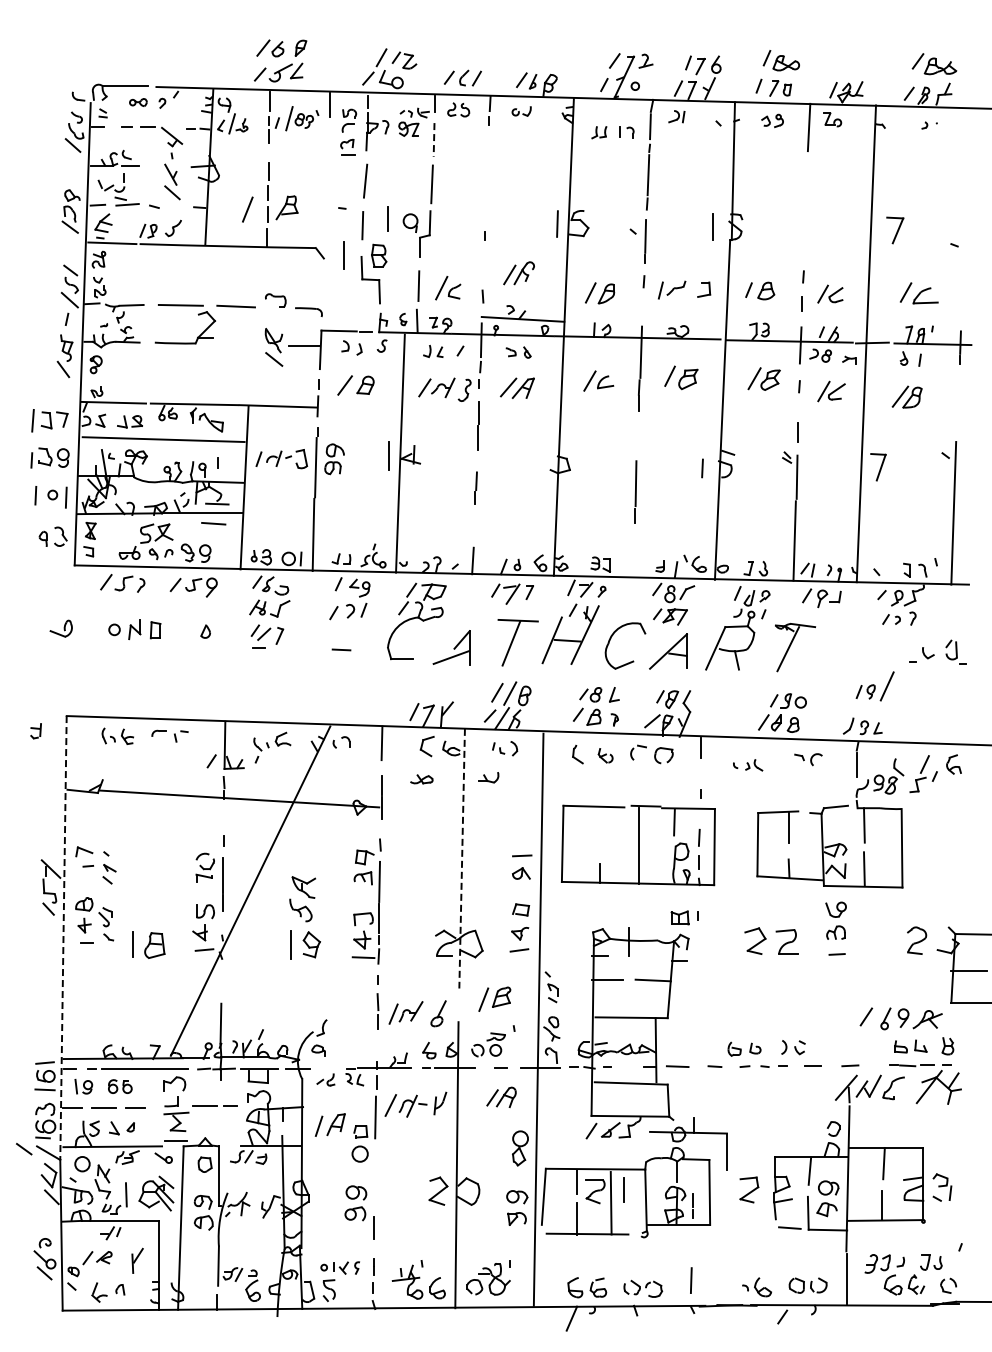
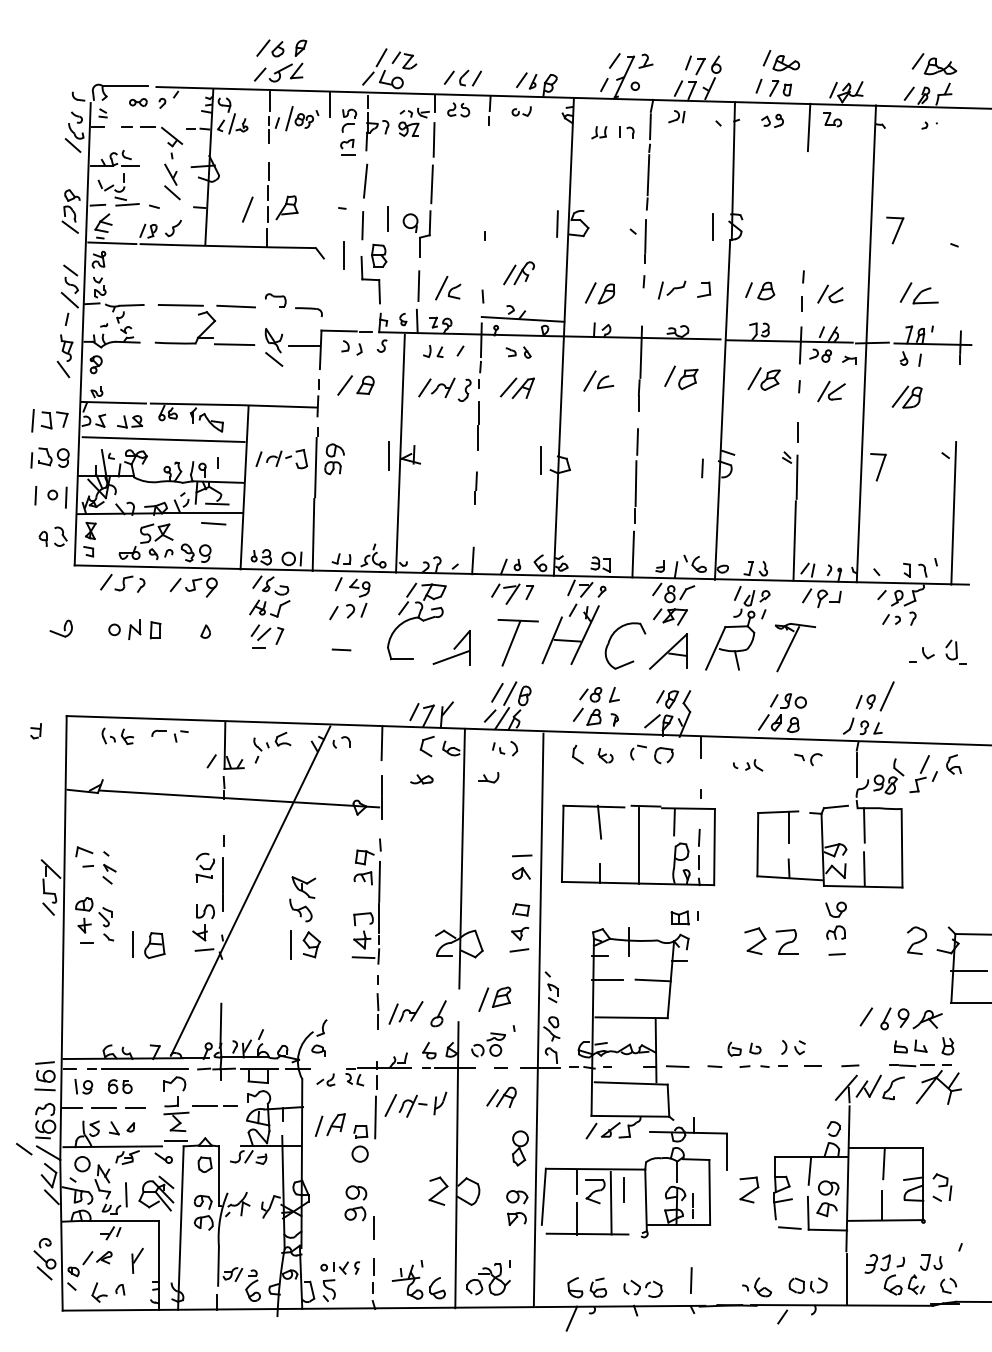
line: dashed -> solid (434, 139)
line: none -> present (234, 344)
line: none -> present (637, 441)
line: none -> present (540, 460)
line: none -> present (633, 554)
part position: (874, 686) -> (874, 696) (874, 696)
line: none -> present (599, 821)
line: dashed -> solid (462, 858)
line: dashed -> solid (63, 938)
